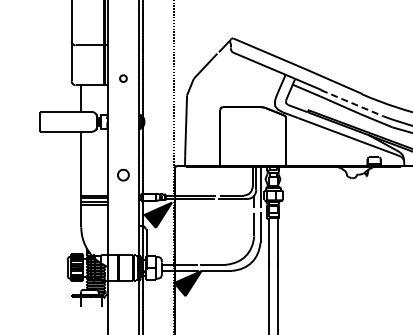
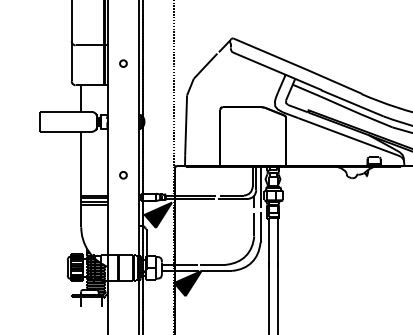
part position: (123, 78) -> (123, 63) (123, 63)
line: dashed -> solid (352, 103)
part size: 13x14 px -> 9x9 px (123, 175)
